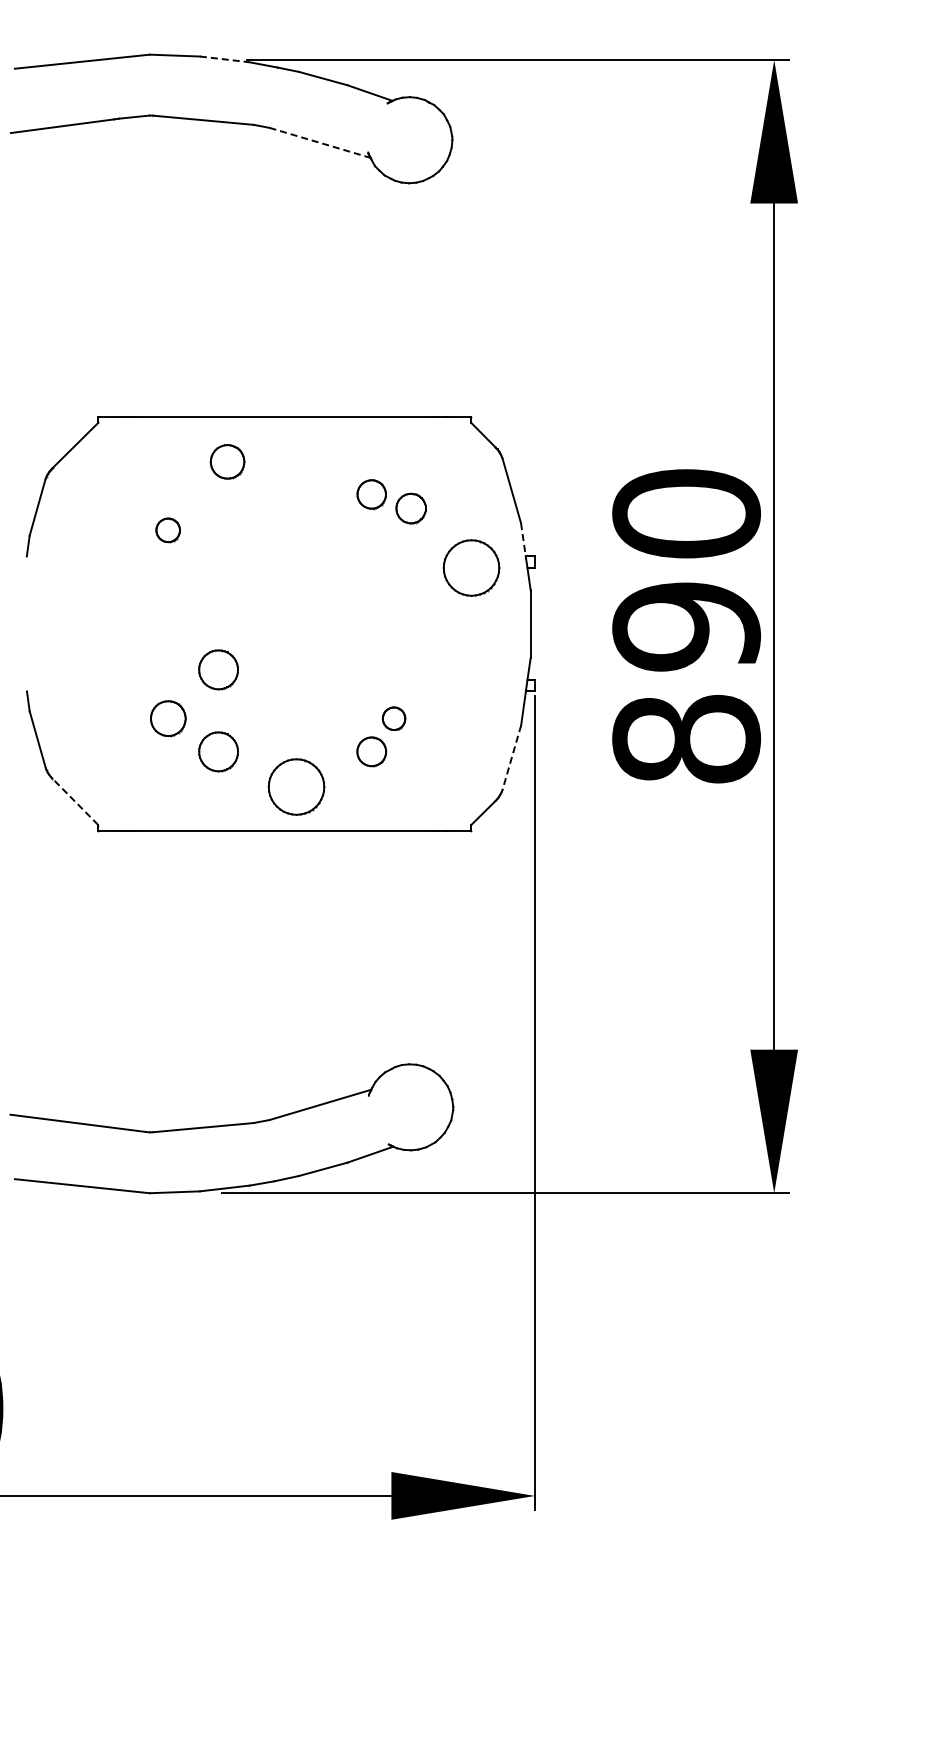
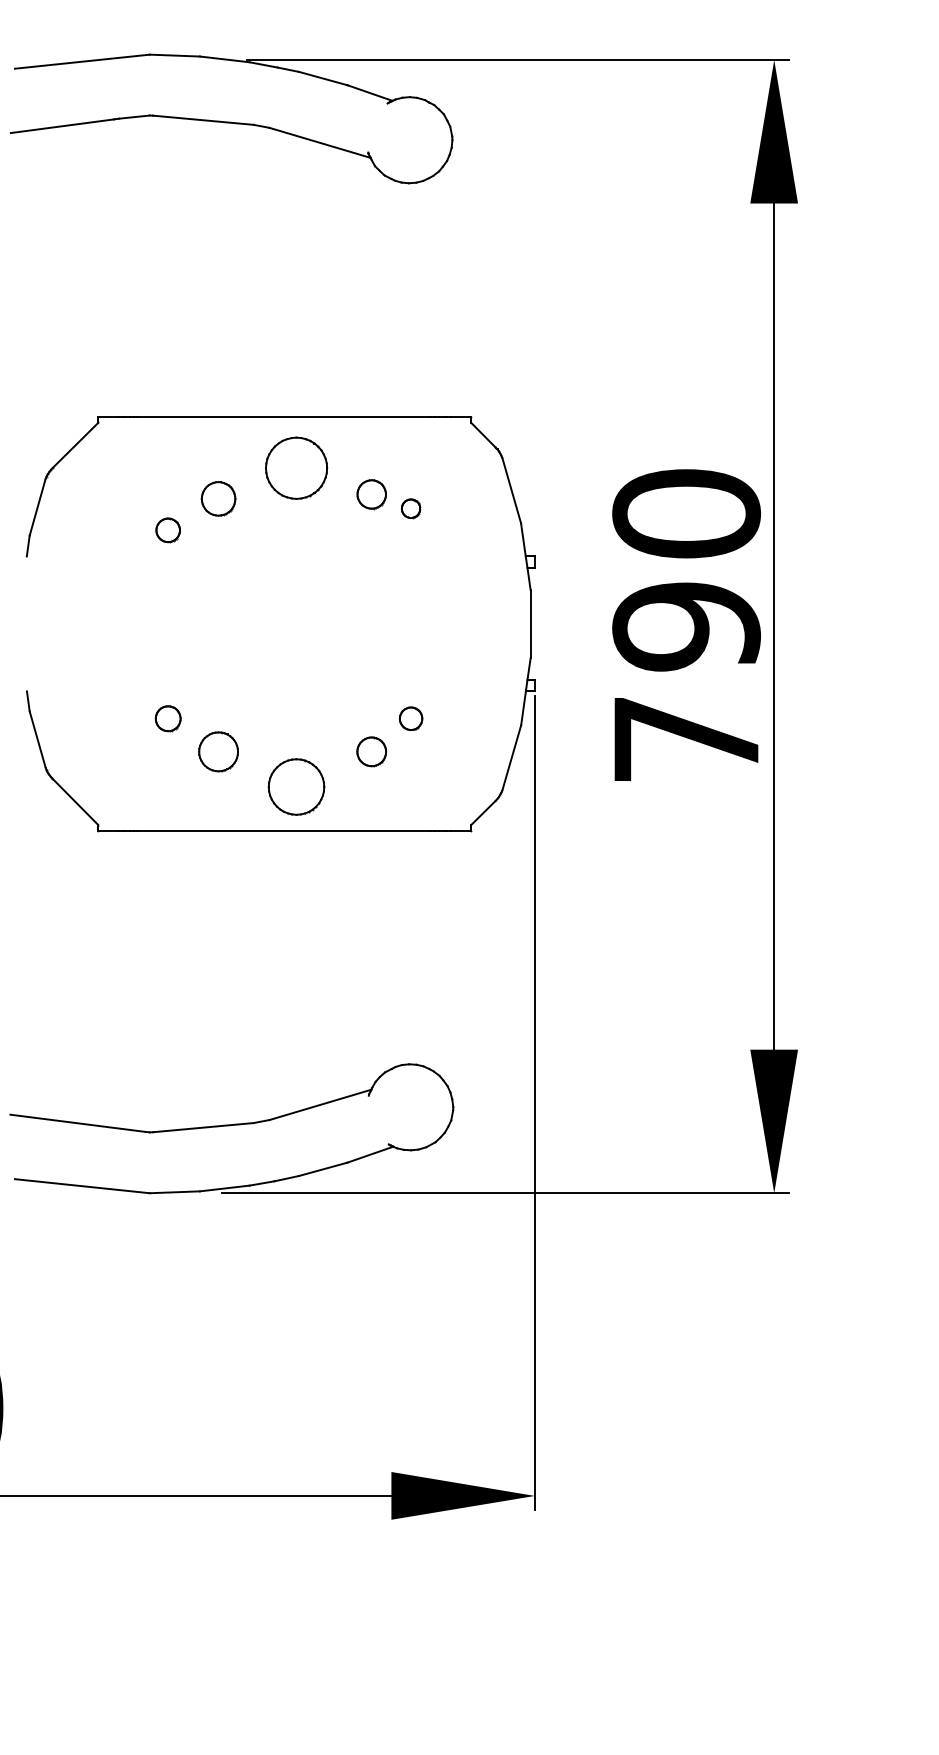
line: dashed -> solid (224, 59)
line: dashed -> solid (320, 142)
part position: (227, 461) -> (218, 498) (218, 498)
part: none -> present (296, 467)
part size: 32x33 px -> 22x22 px (410, 508)
line: dashed -> solid (523, 539)
part: present -> none (471, 567)
part: present -> none (218, 669)
part size: 37x38 px -> 28x28 px (167, 718)
part position: (393, 718) -> (410, 718) (410, 718)
text: 890 -> 790 (686, 739)
line: dashed -> solid (511, 757)
line: dashed -> solid (75, 801)
